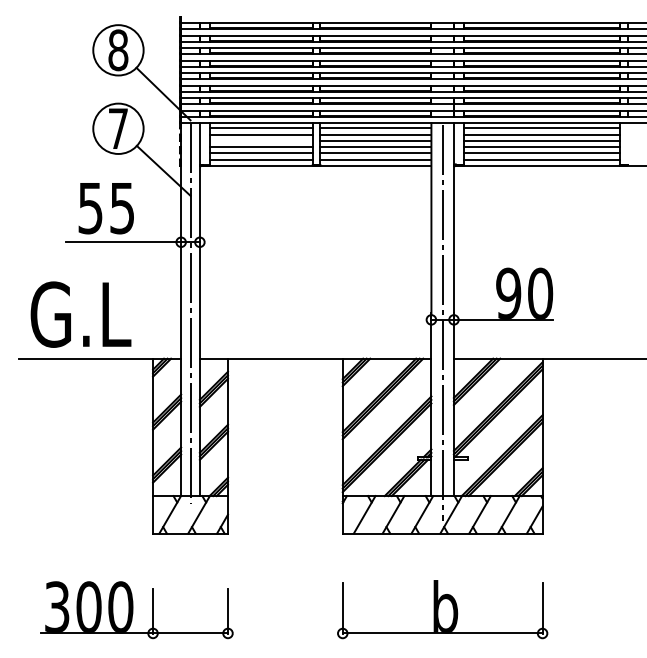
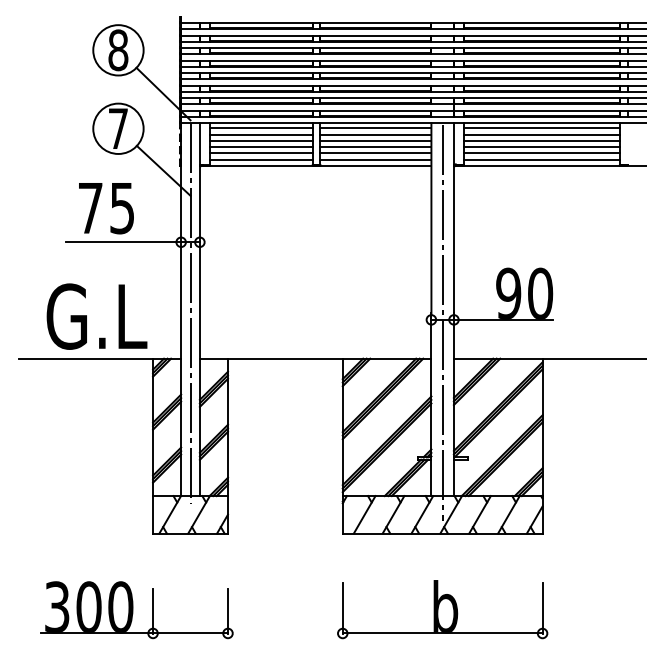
line: none -> present (260, 140)
text: 55 -> 75 (90, 208)
text position: (80, 314) -> (96, 316) (96, 316)
